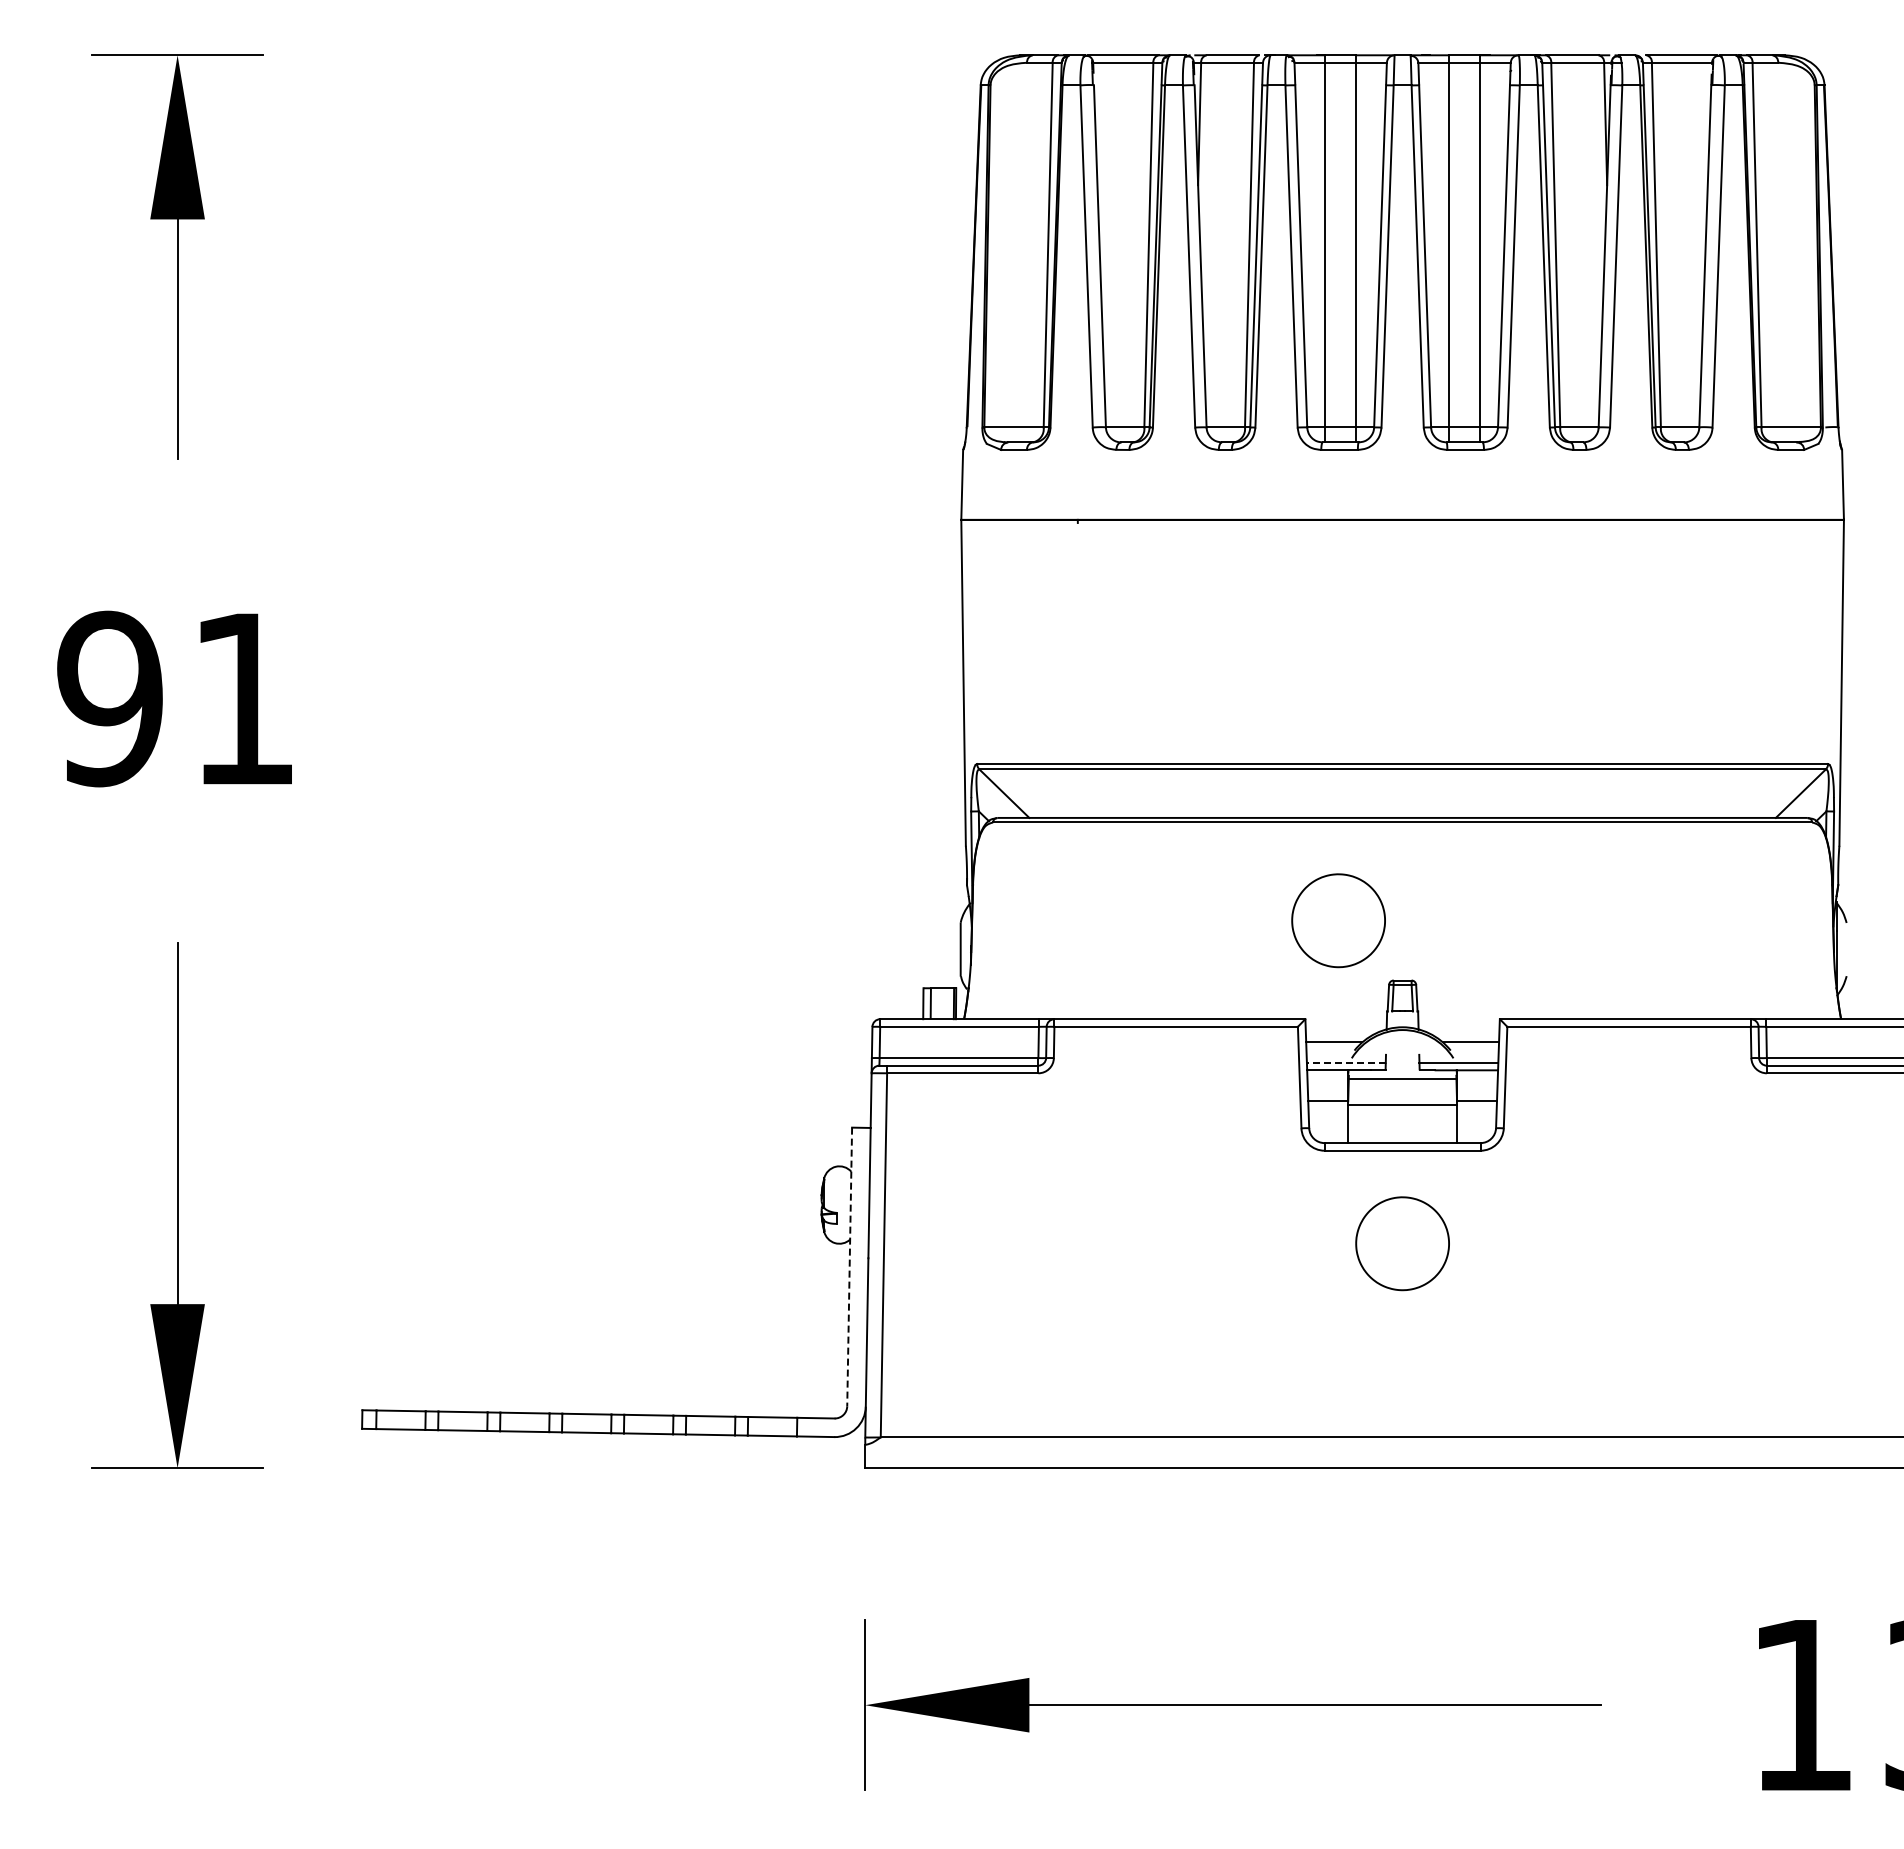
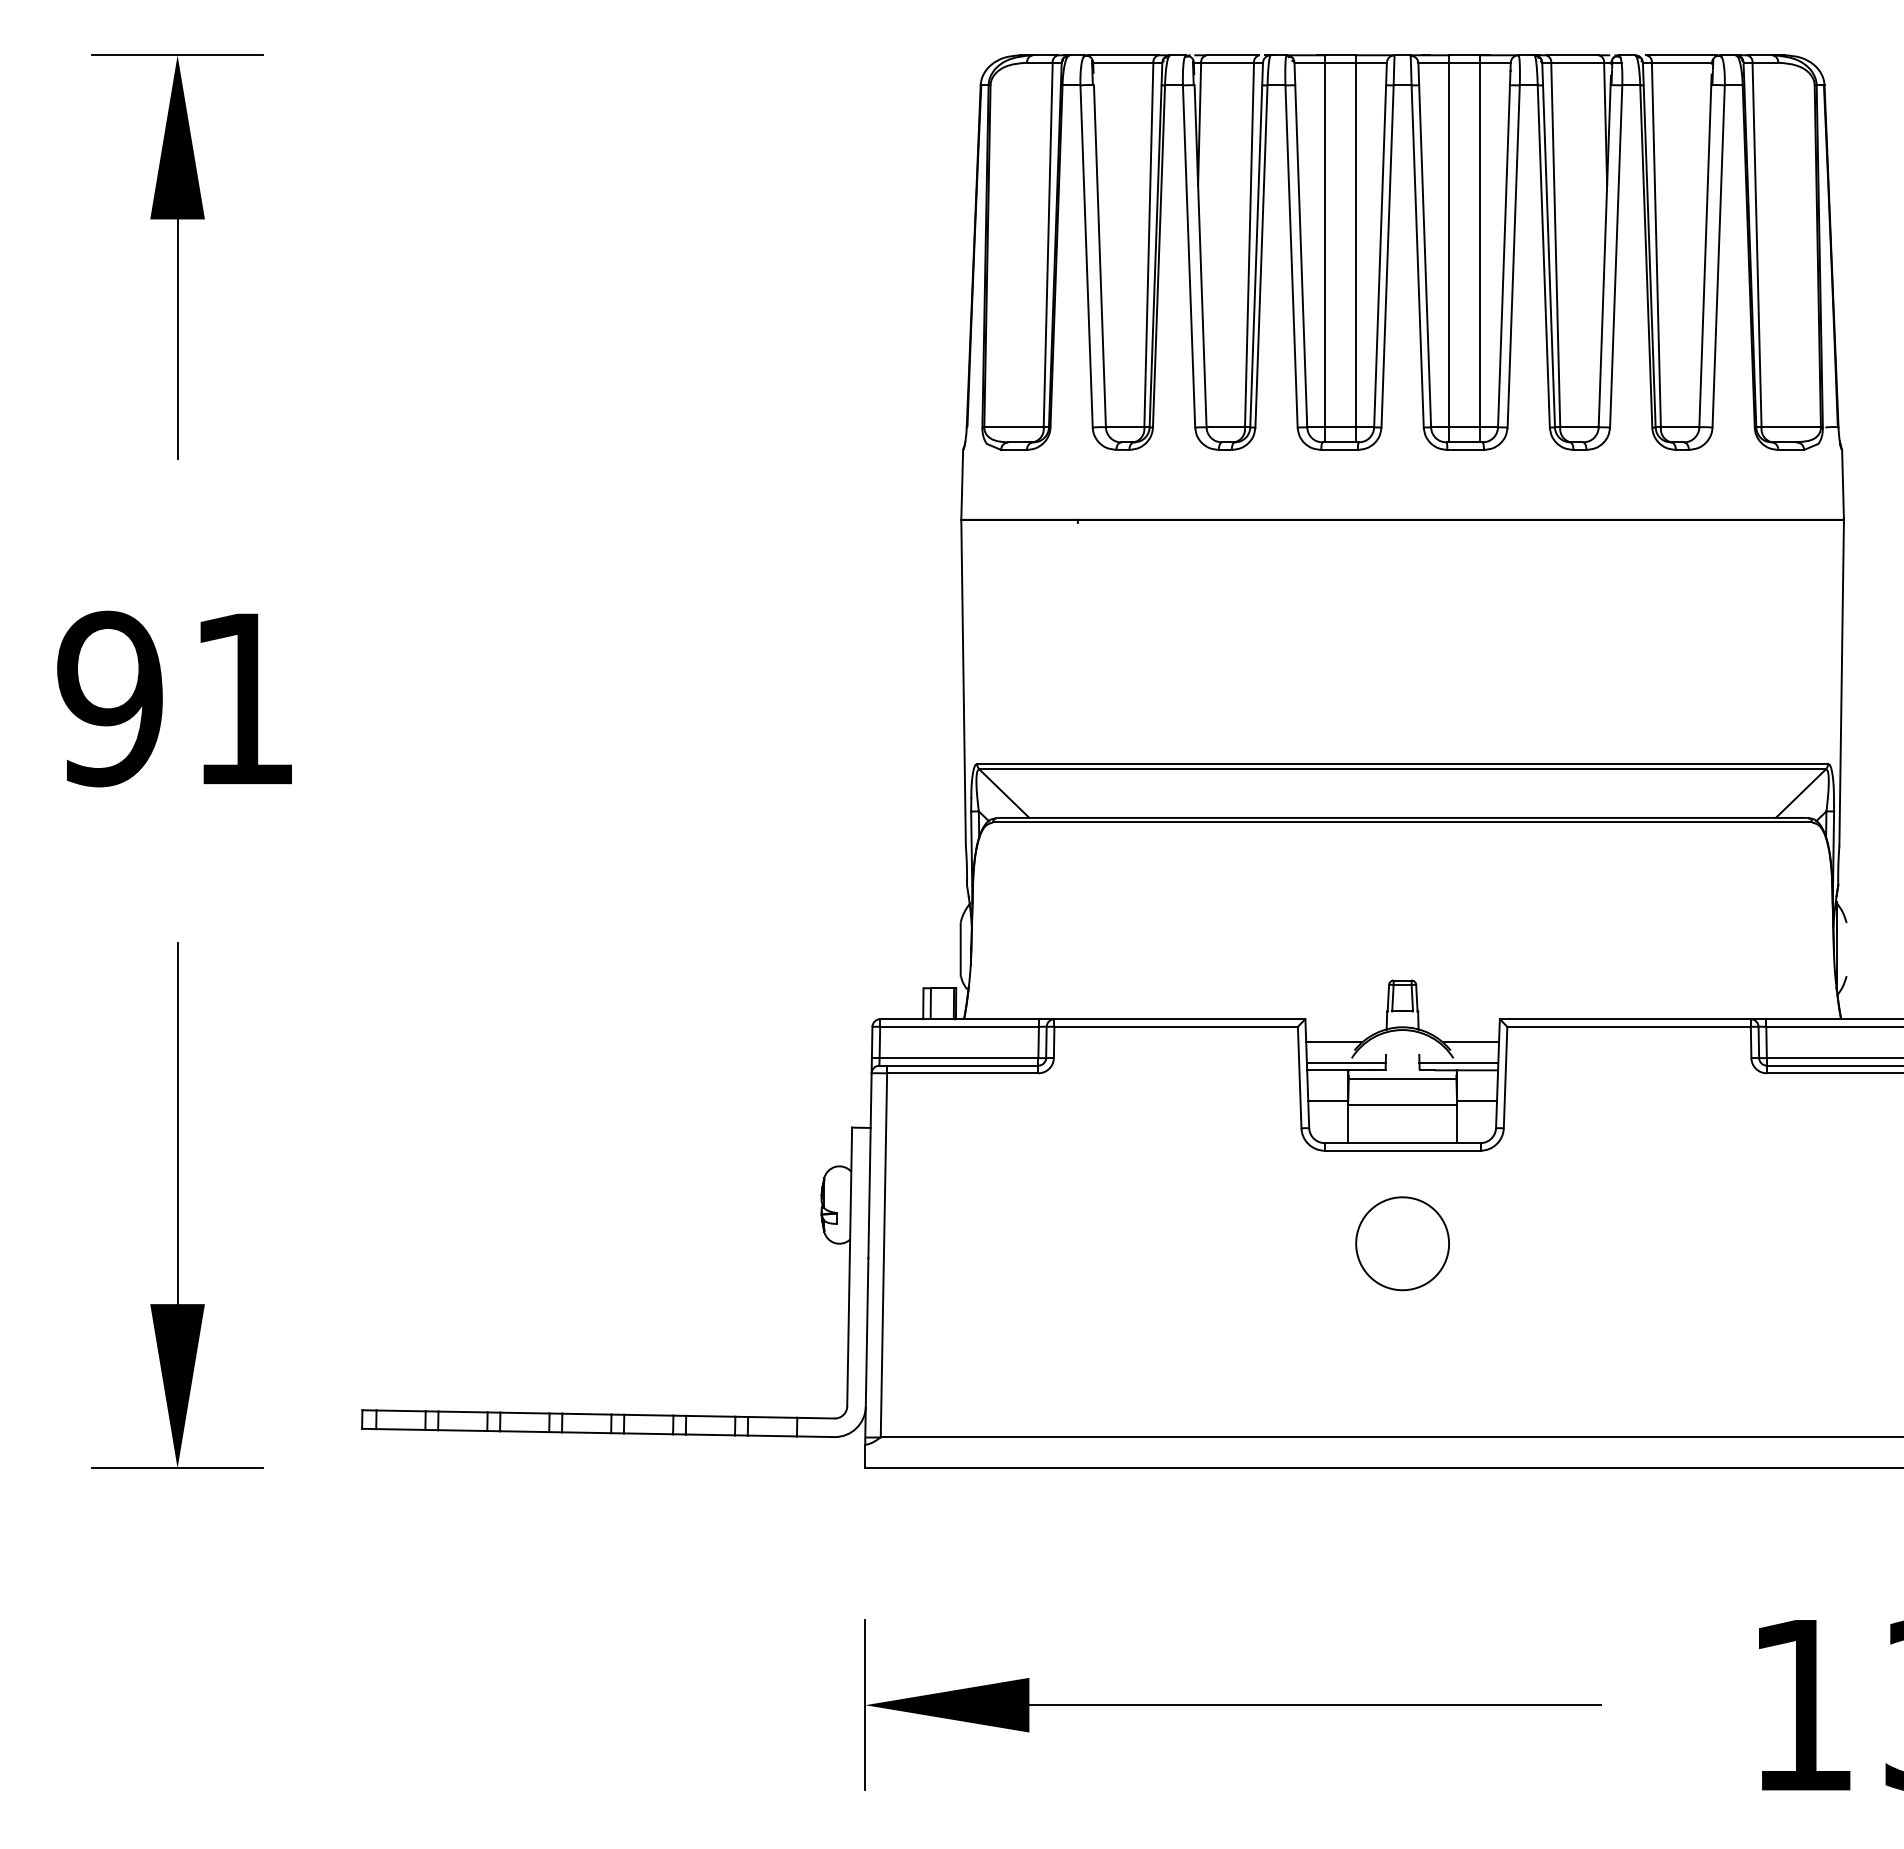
part: present -> none (1338, 920)
line: dashed -> solid (1345, 1062)
line: dashed -> solid (849, 1267)
